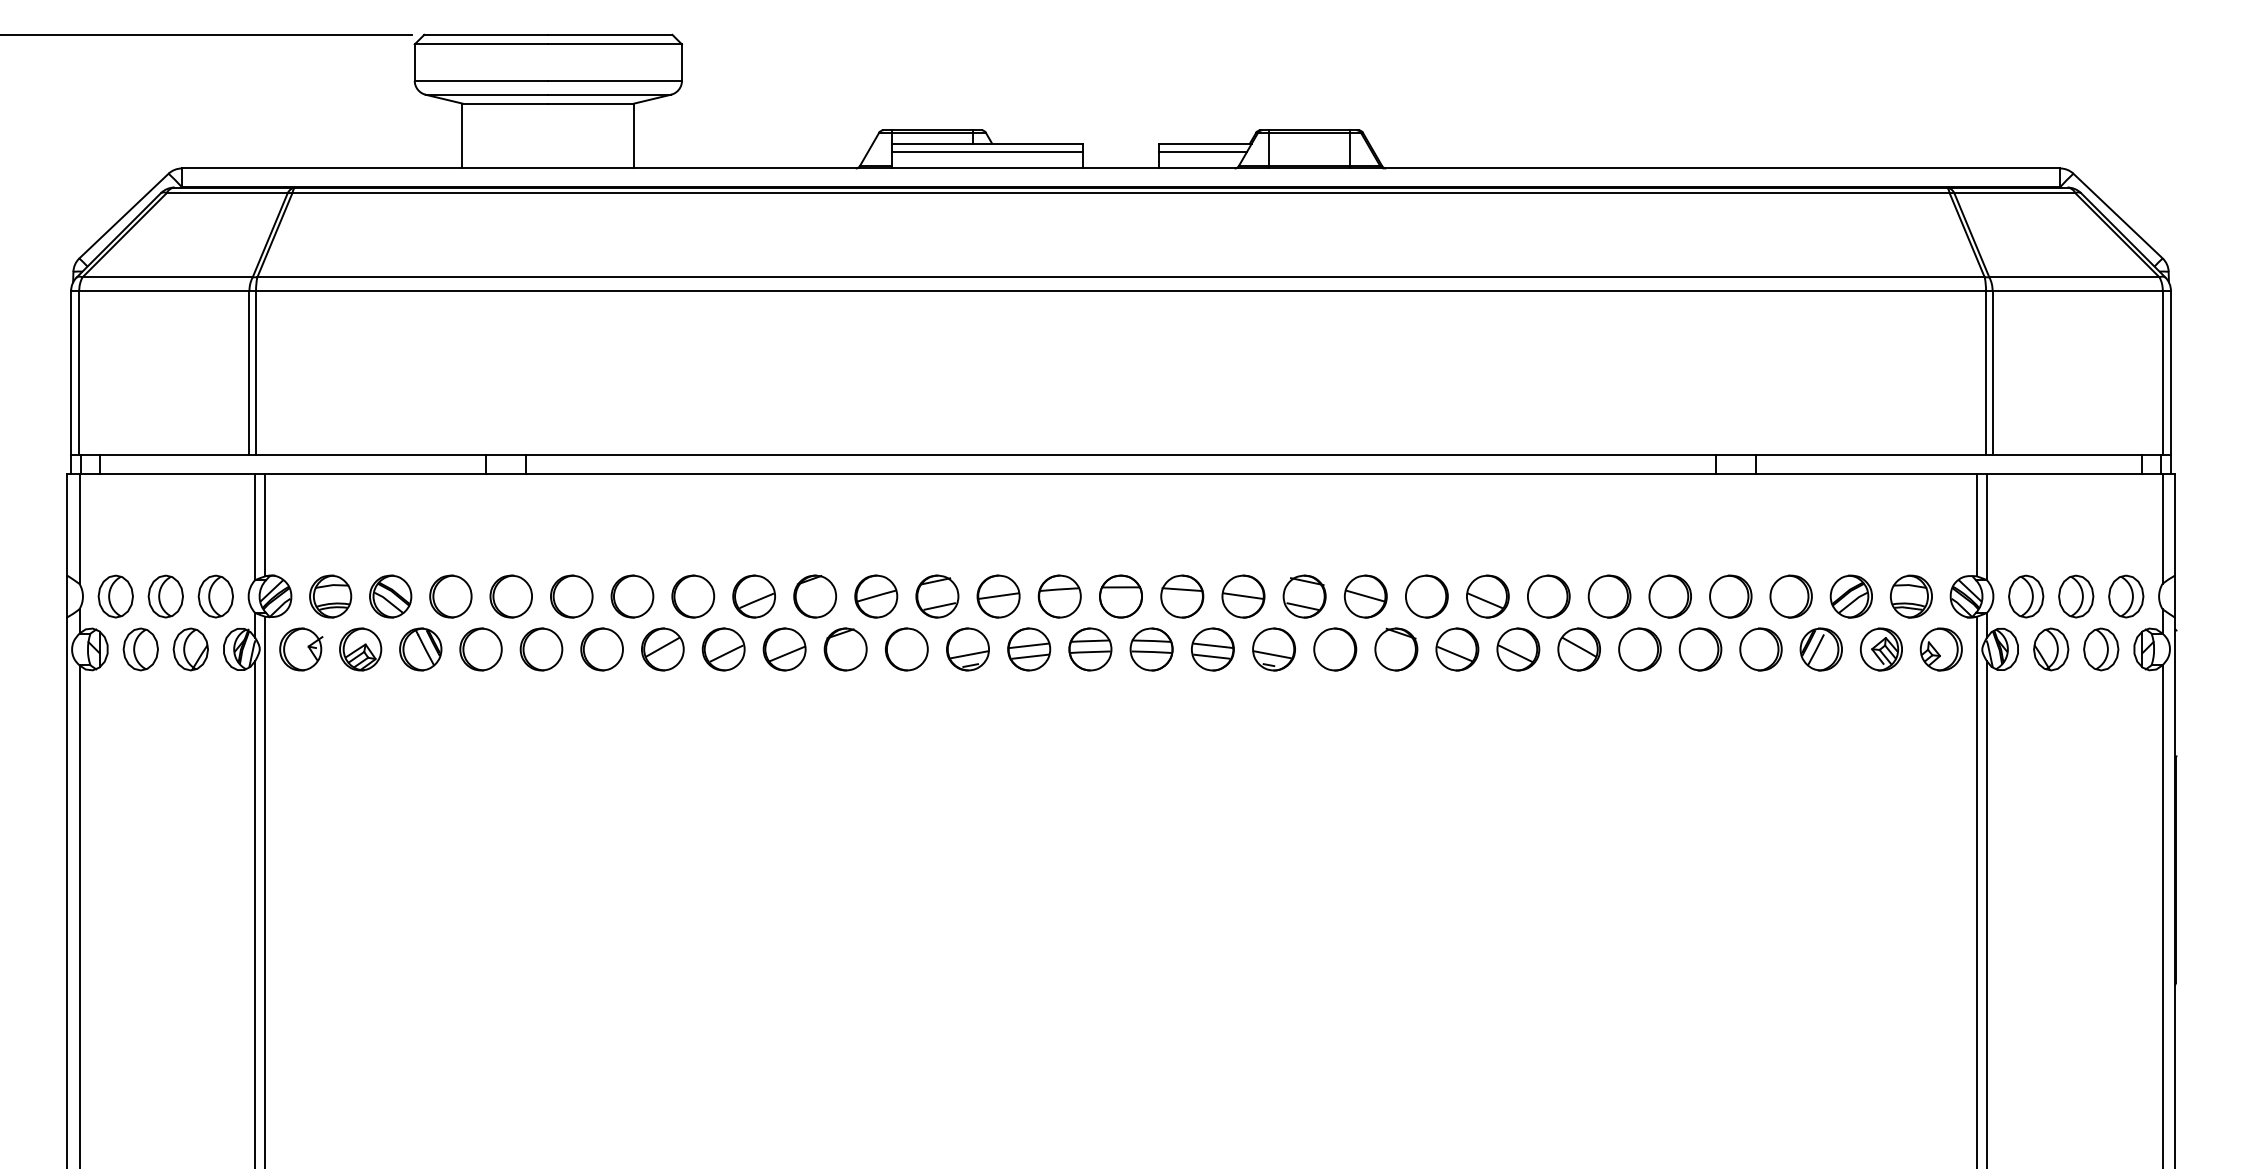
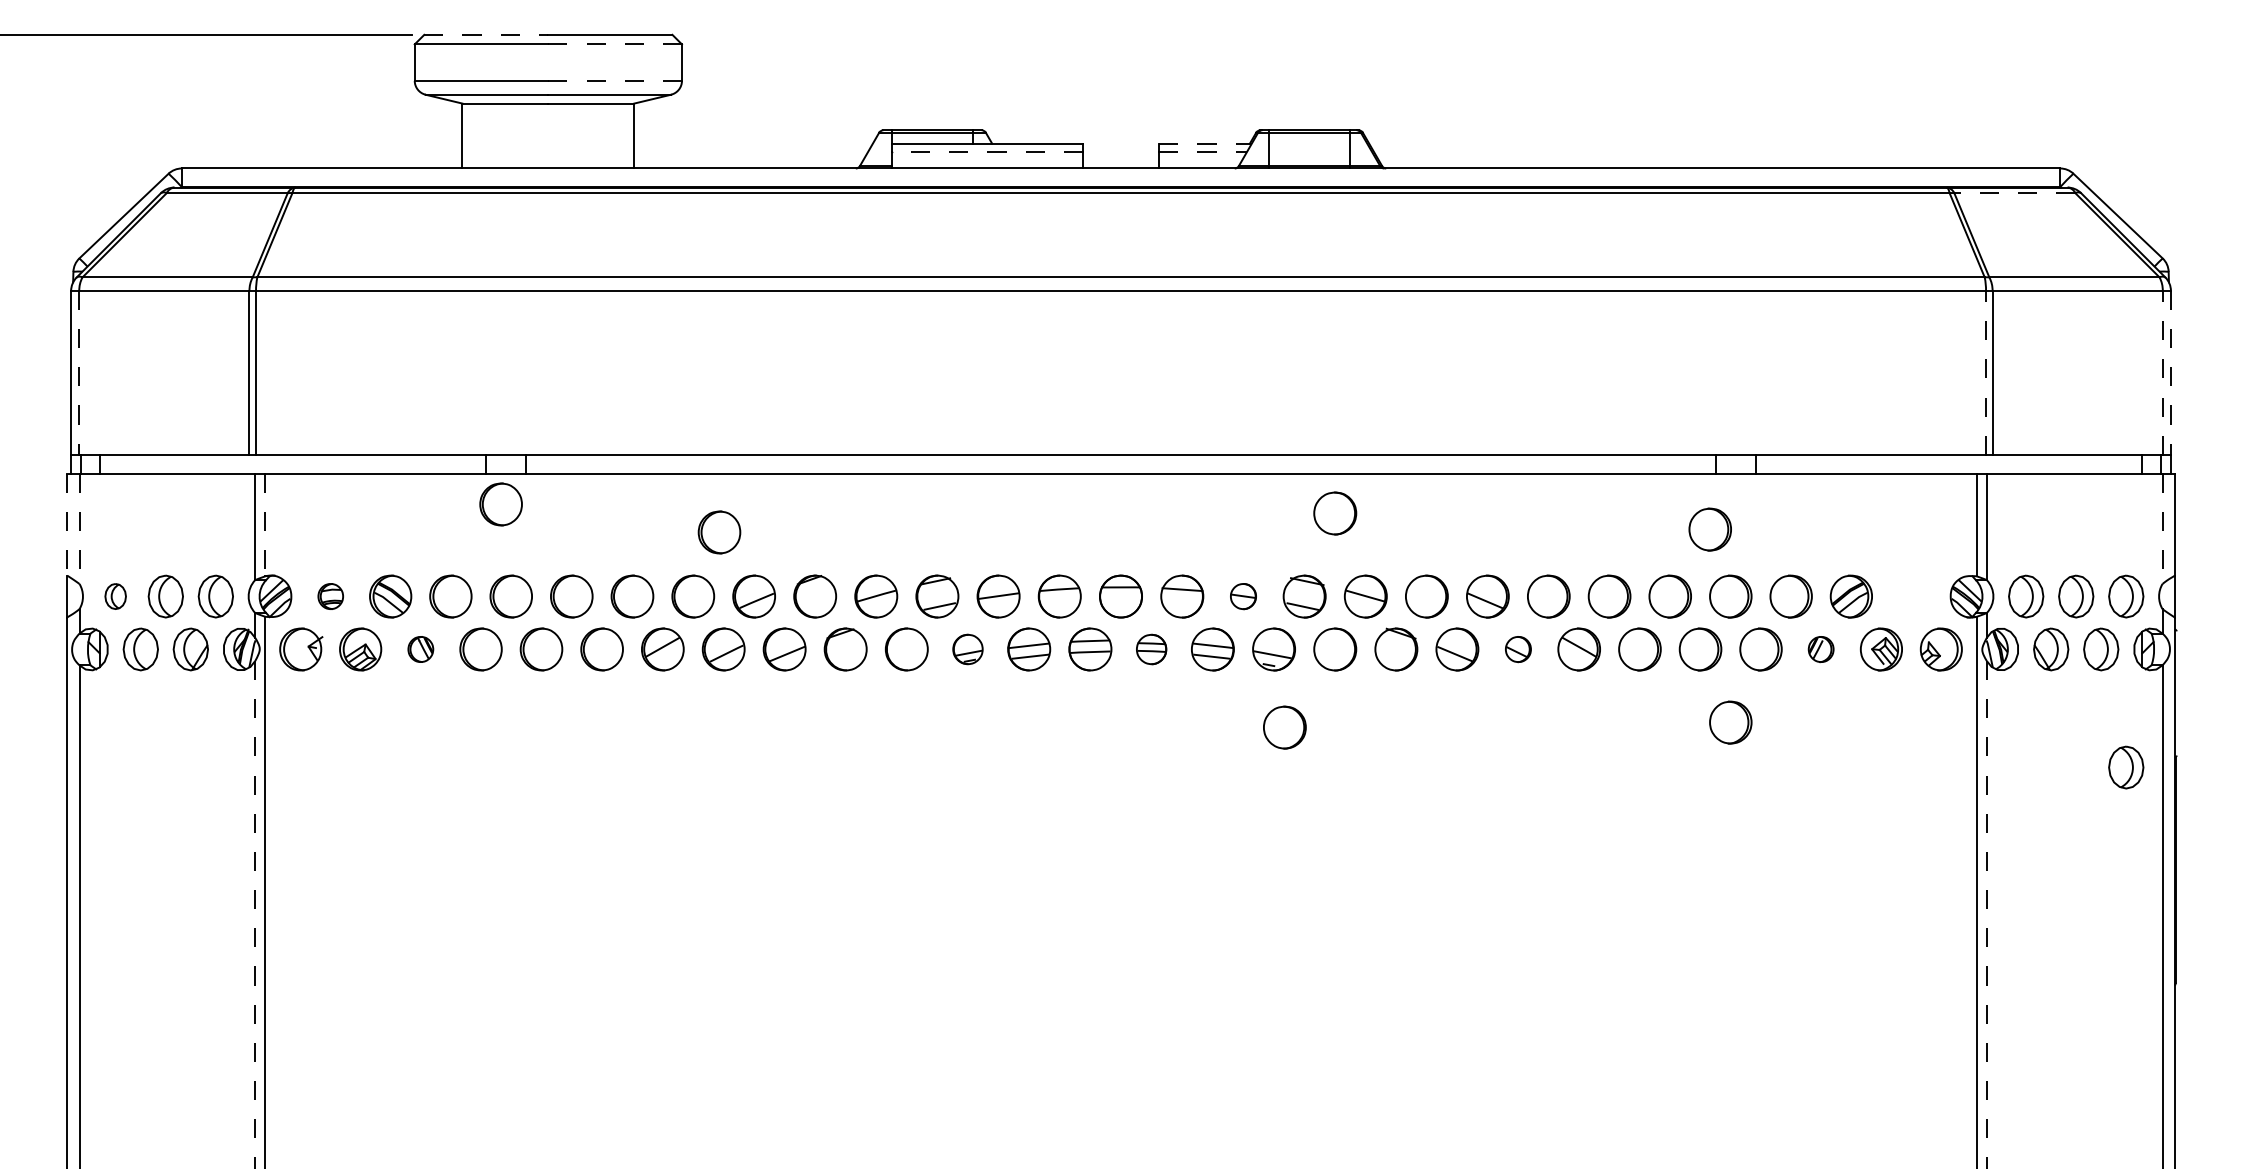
line: solid -> dashed (486, 34)
line: solid -> dashed (615, 44)
line: solid -> dashed (615, 80)
line: solid -> dashed (1206, 143)
line: solid -> dashed (986, 152)
line: solid -> dashed (1203, 152)
line: solid -> dashed (2014, 193)
line: solid -> dashed (79, 372)
line: solid -> dashed (1986, 372)
line: solid -> dashed (2162, 372)
line: solid -> dashed (2170, 372)
part: none -> present (500, 504)
part: none -> present (1335, 513)
line: solid -> dashed (67, 524)
line: solid -> dashed (265, 525)
line: solid -> dashed (79, 529)
part: none -> present (1709, 529)
line: solid -> dashed (2162, 529)
part: none -> present (719, 532)
part size: 37x45 px -> 23x27 px (115, 596)
part size: 44x45 px -> 27x27 px (330, 596)
part size: 45x45 px -> 27x28 px (1243, 596)
part: present -> none (1911, 596)
part size: 44x45 px -> 28x27 px (420, 649)
part size: 44x45 px -> 32x33 px (967, 649)
part size: 45x45 px -> 32x33 px (1151, 649)
part size: 45x45 px -> 27x28 px (1518, 649)
part size: 44x45 px -> 28x28 px (1820, 649)
part: none -> present (1730, 722)
part: none -> present (1284, 727)
part: none -> present (2126, 767)
line: solid -> dashed (255, 915)
line: solid -> dashed (1986, 915)
